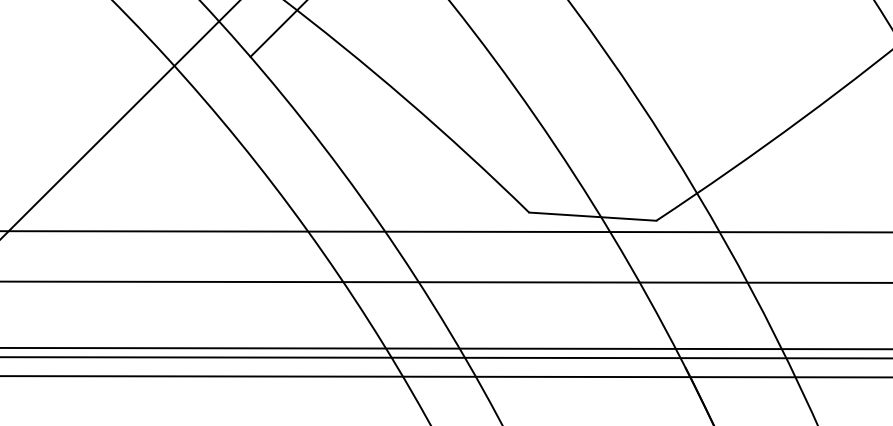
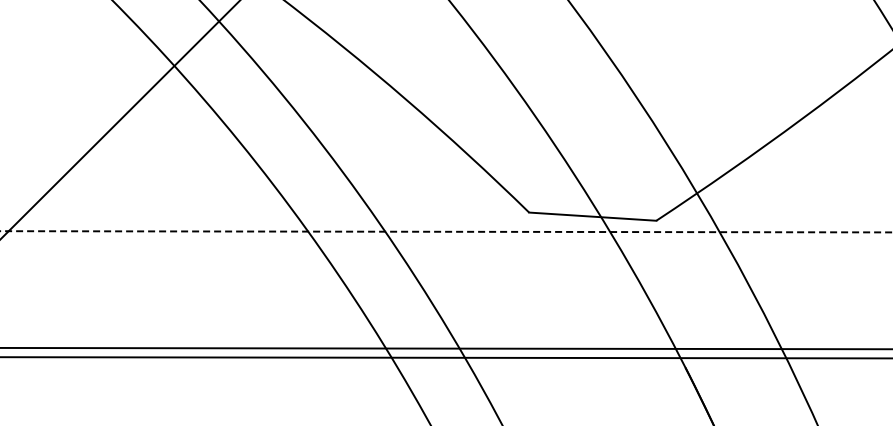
line: present -> none (277, 29)
line: solid -> dashed (446, 231)
line: present -> none (445, 281)
line: present -> none (445, 376)
